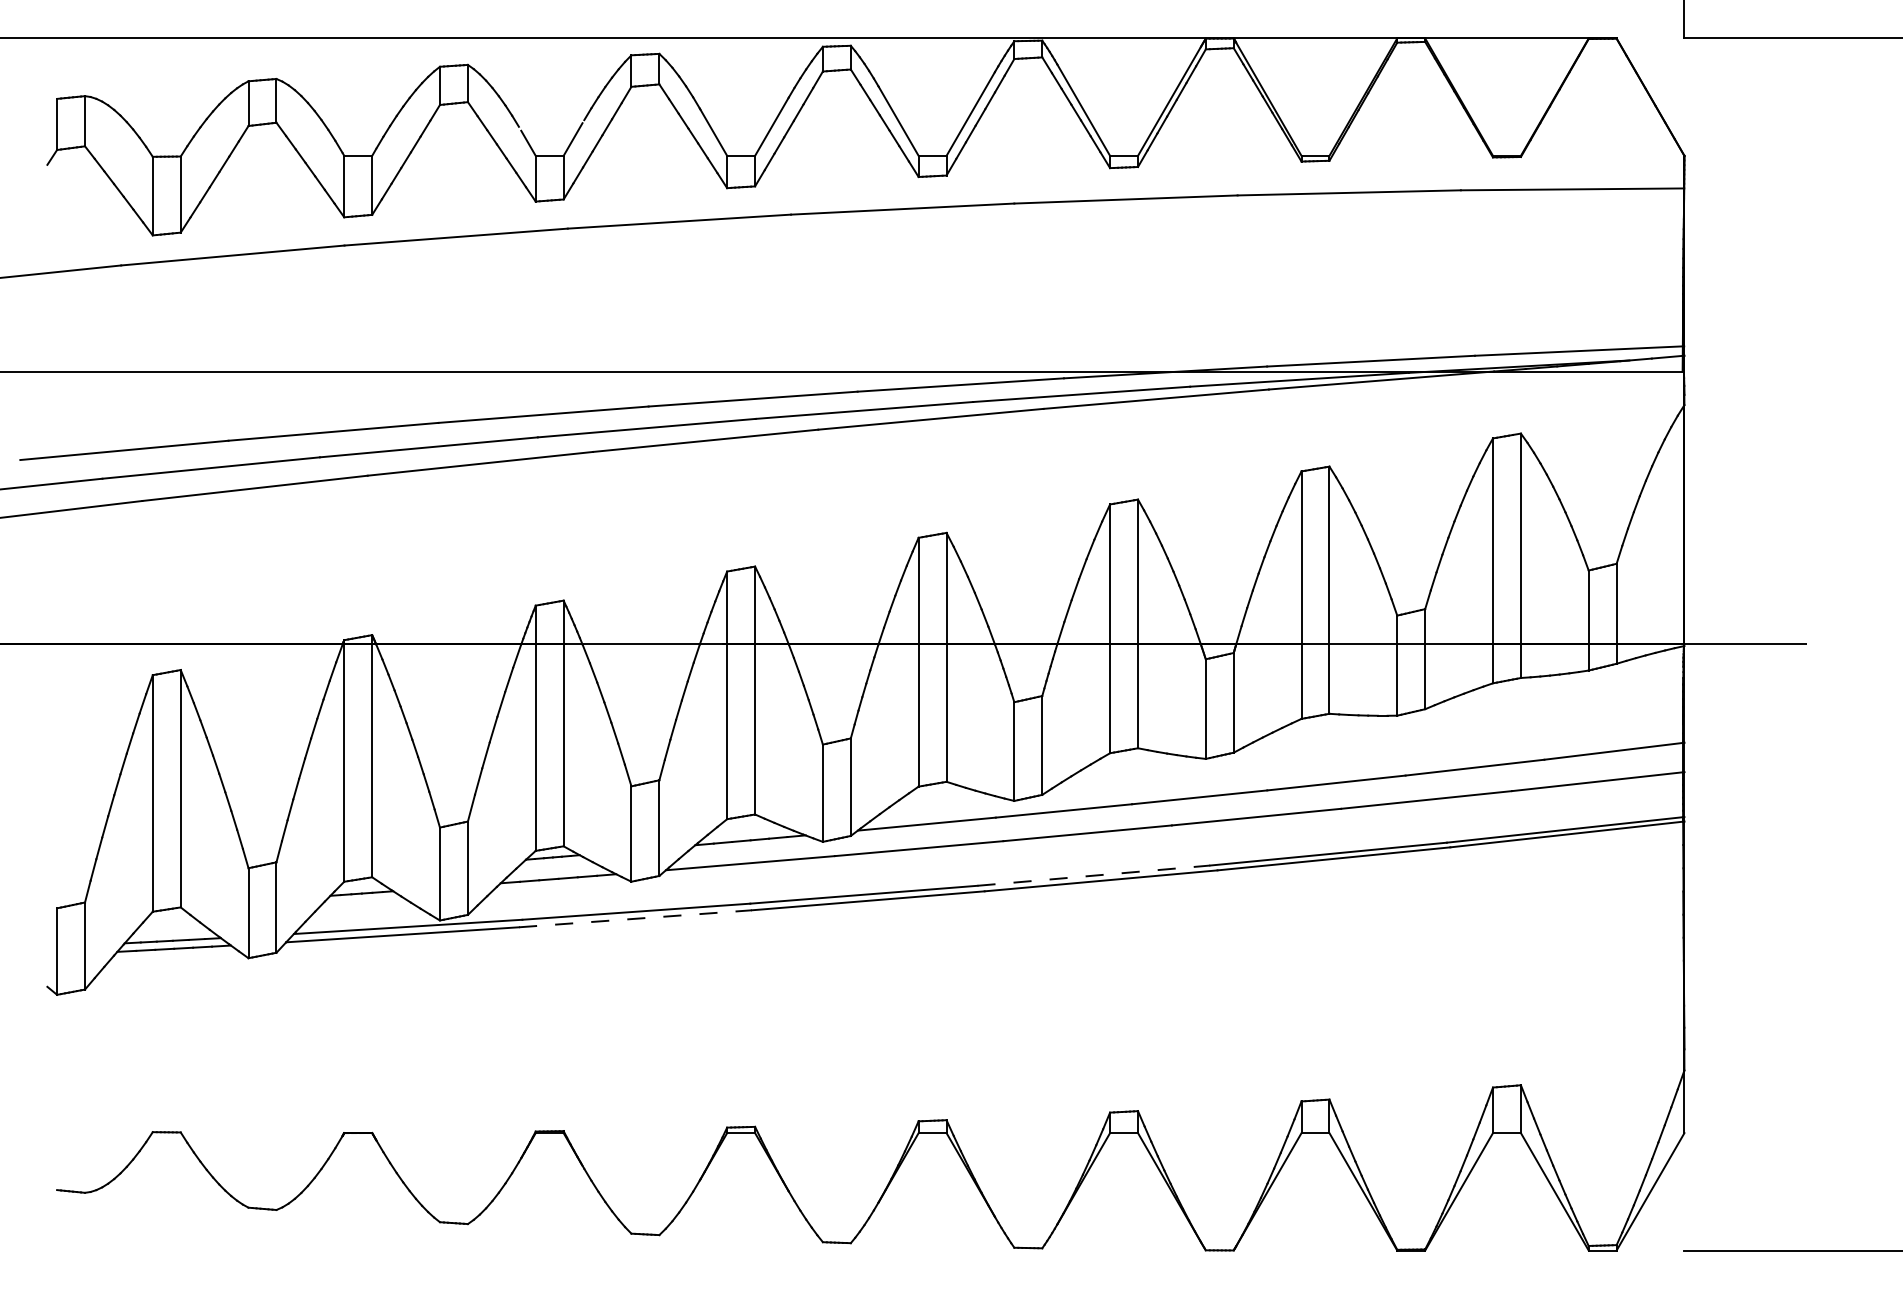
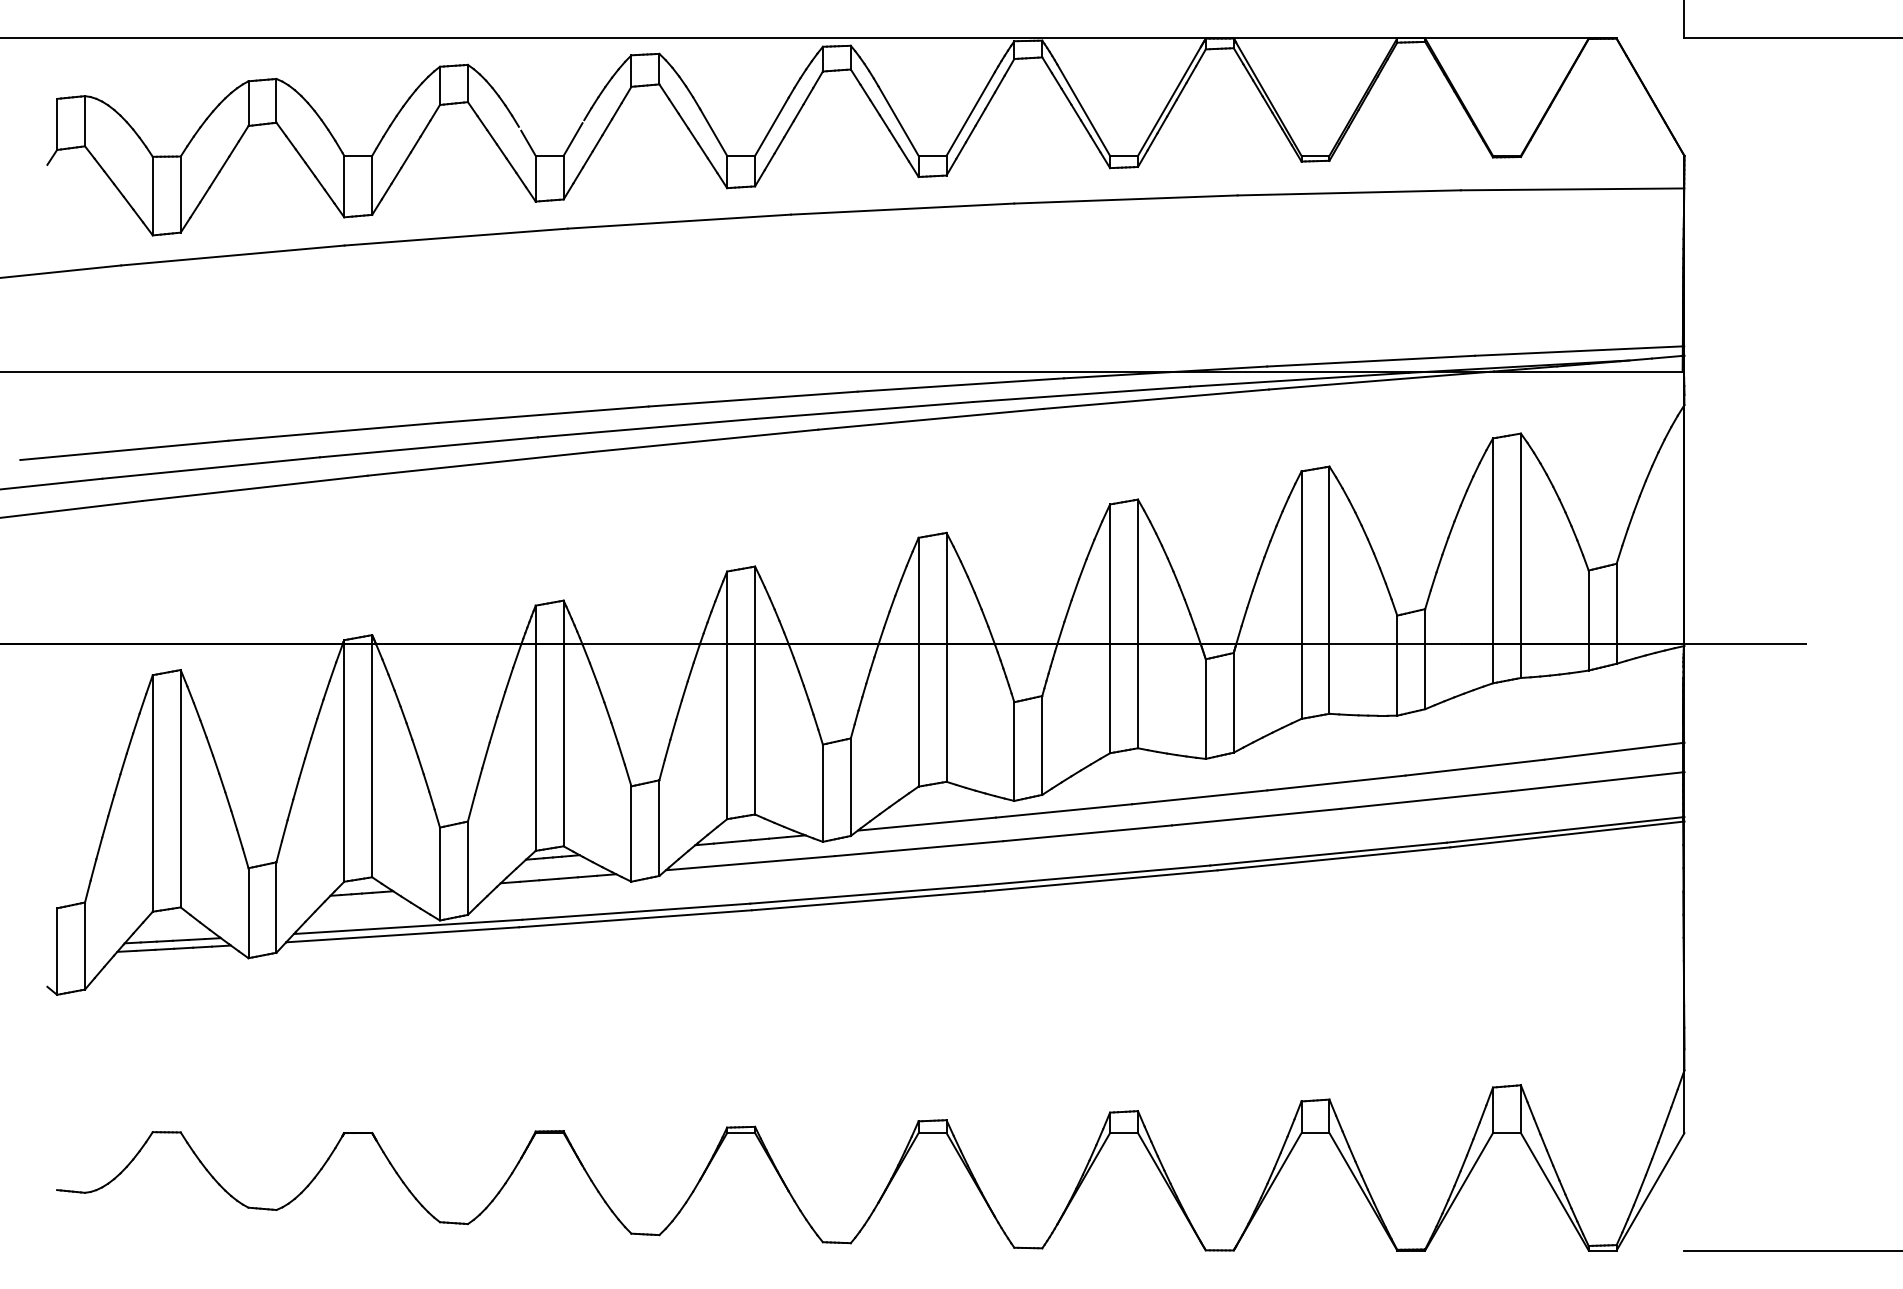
line: dashed -> solid (1093, 875)
line: dashed -> solid (635, 918)
